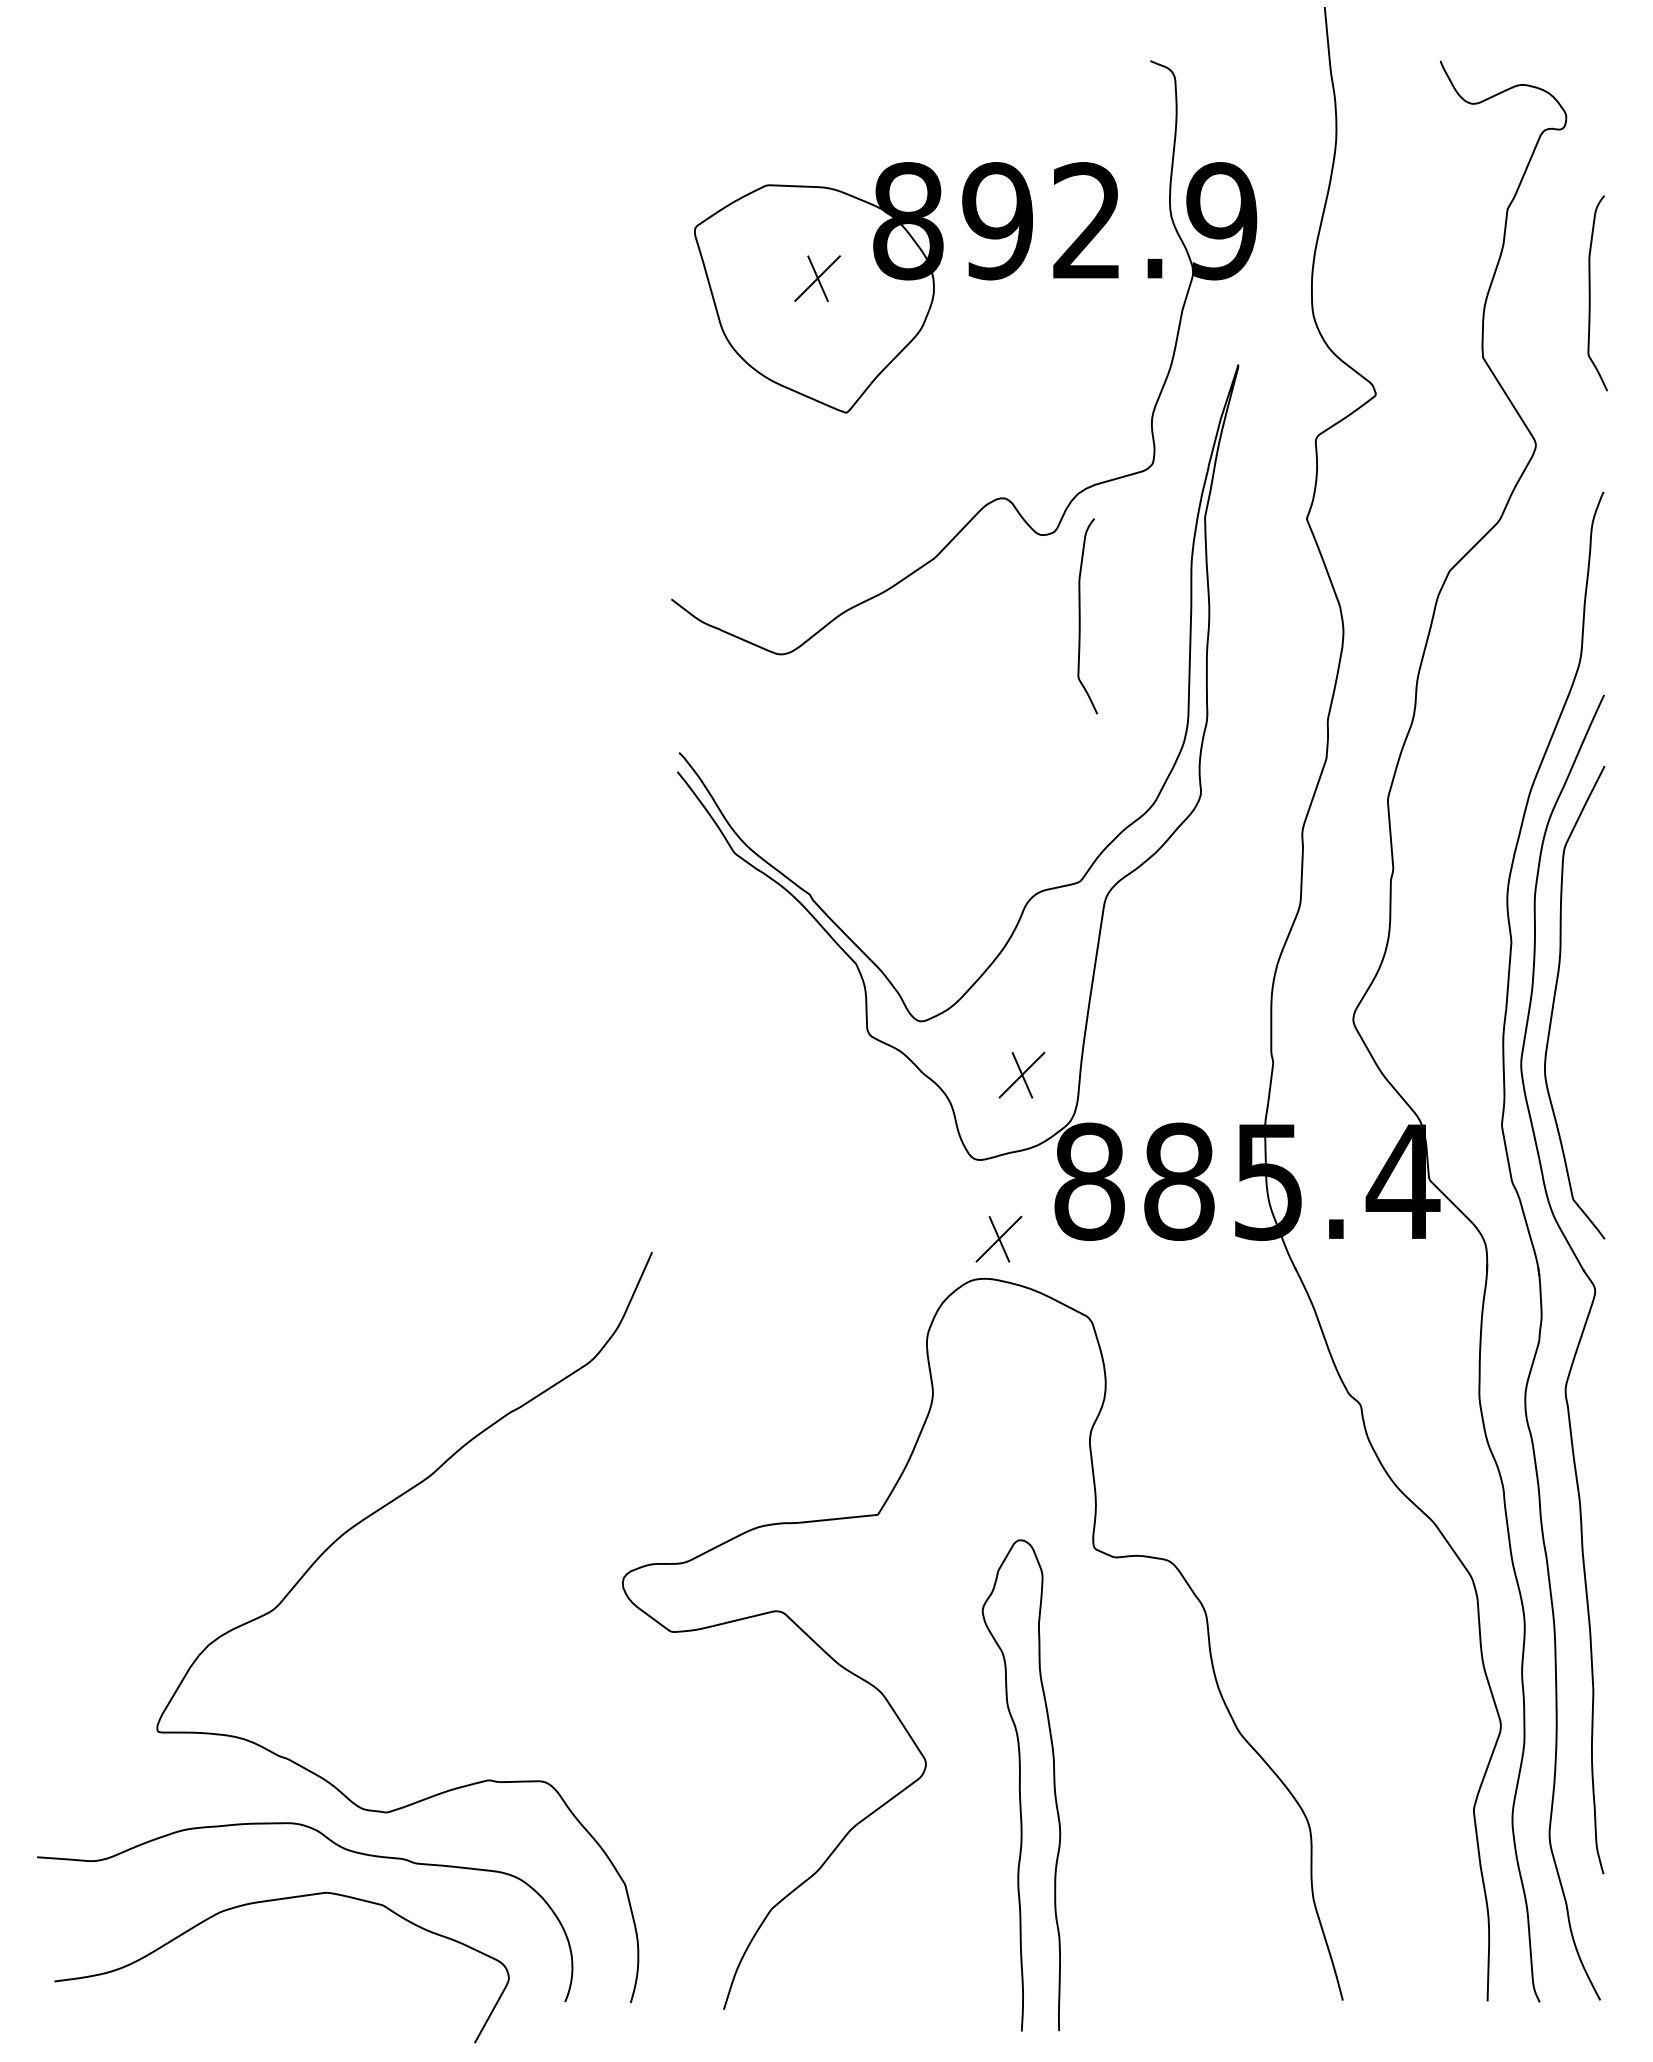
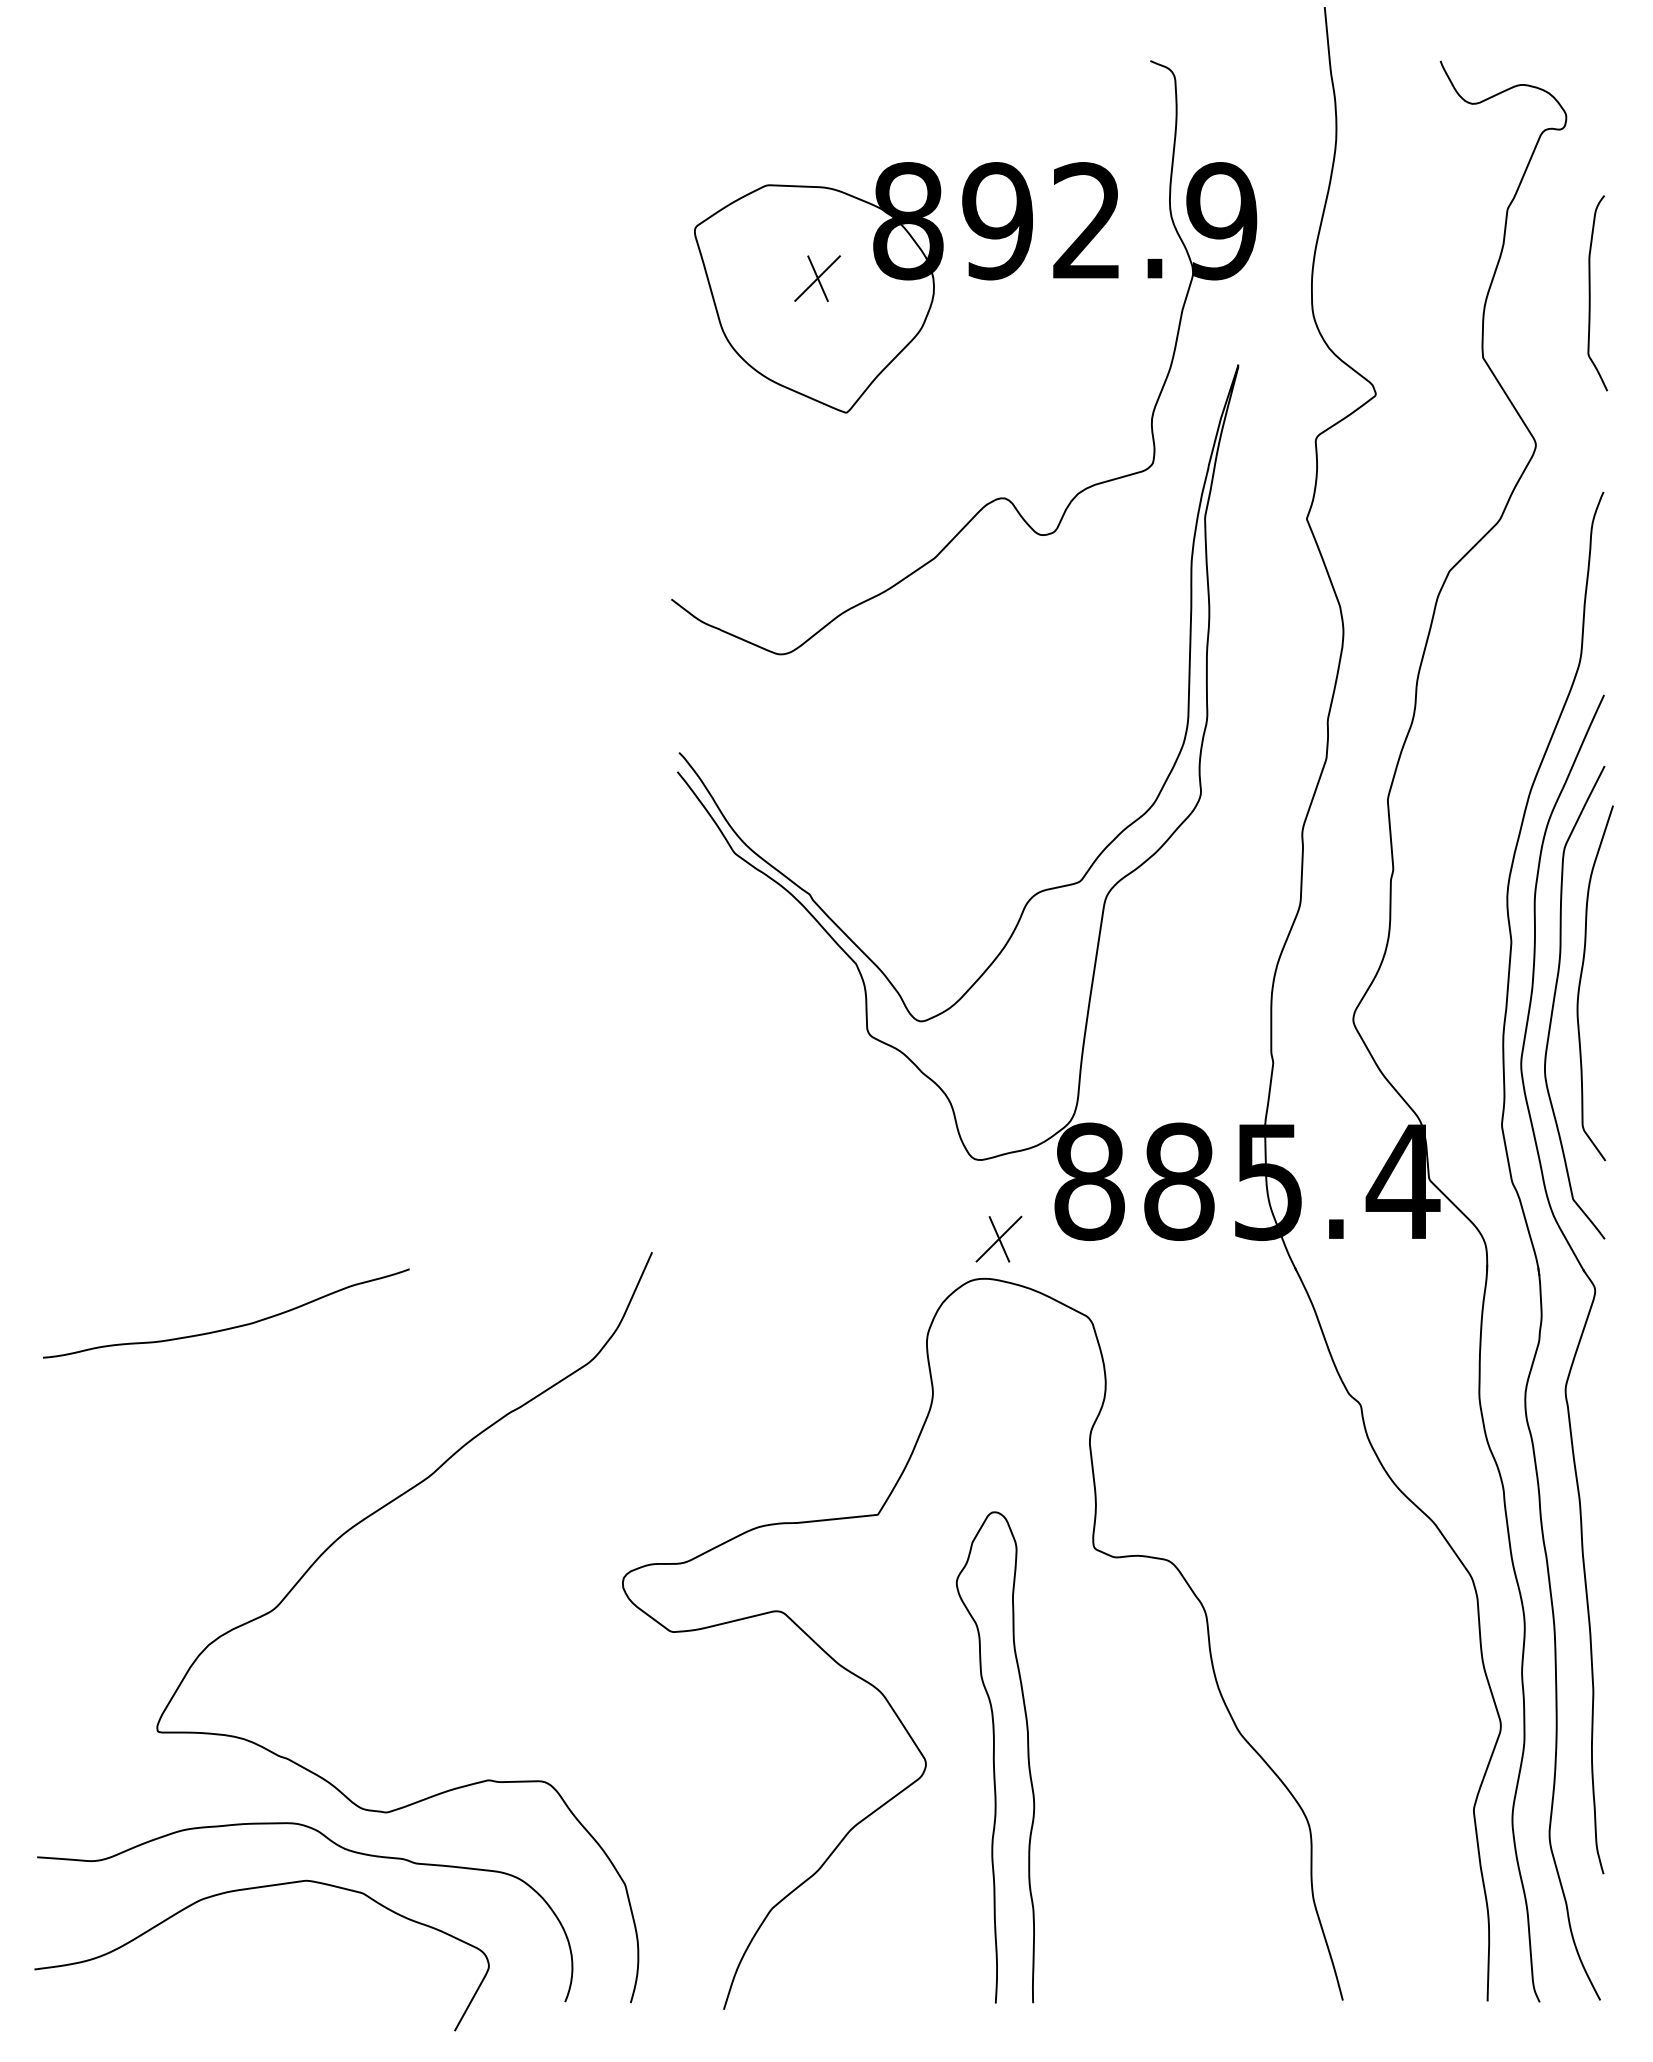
curve: present -> none (1080, 616)
curve: none -> present (1581, 980)
part: present -> none (1021, 1074)
curve: none -> present (229, 1327)
curve position: (1020, 1785) -> (994, 1757) (994, 1757)
curve position: (272, 1901) -> (252, 1889) (252, 1889)
